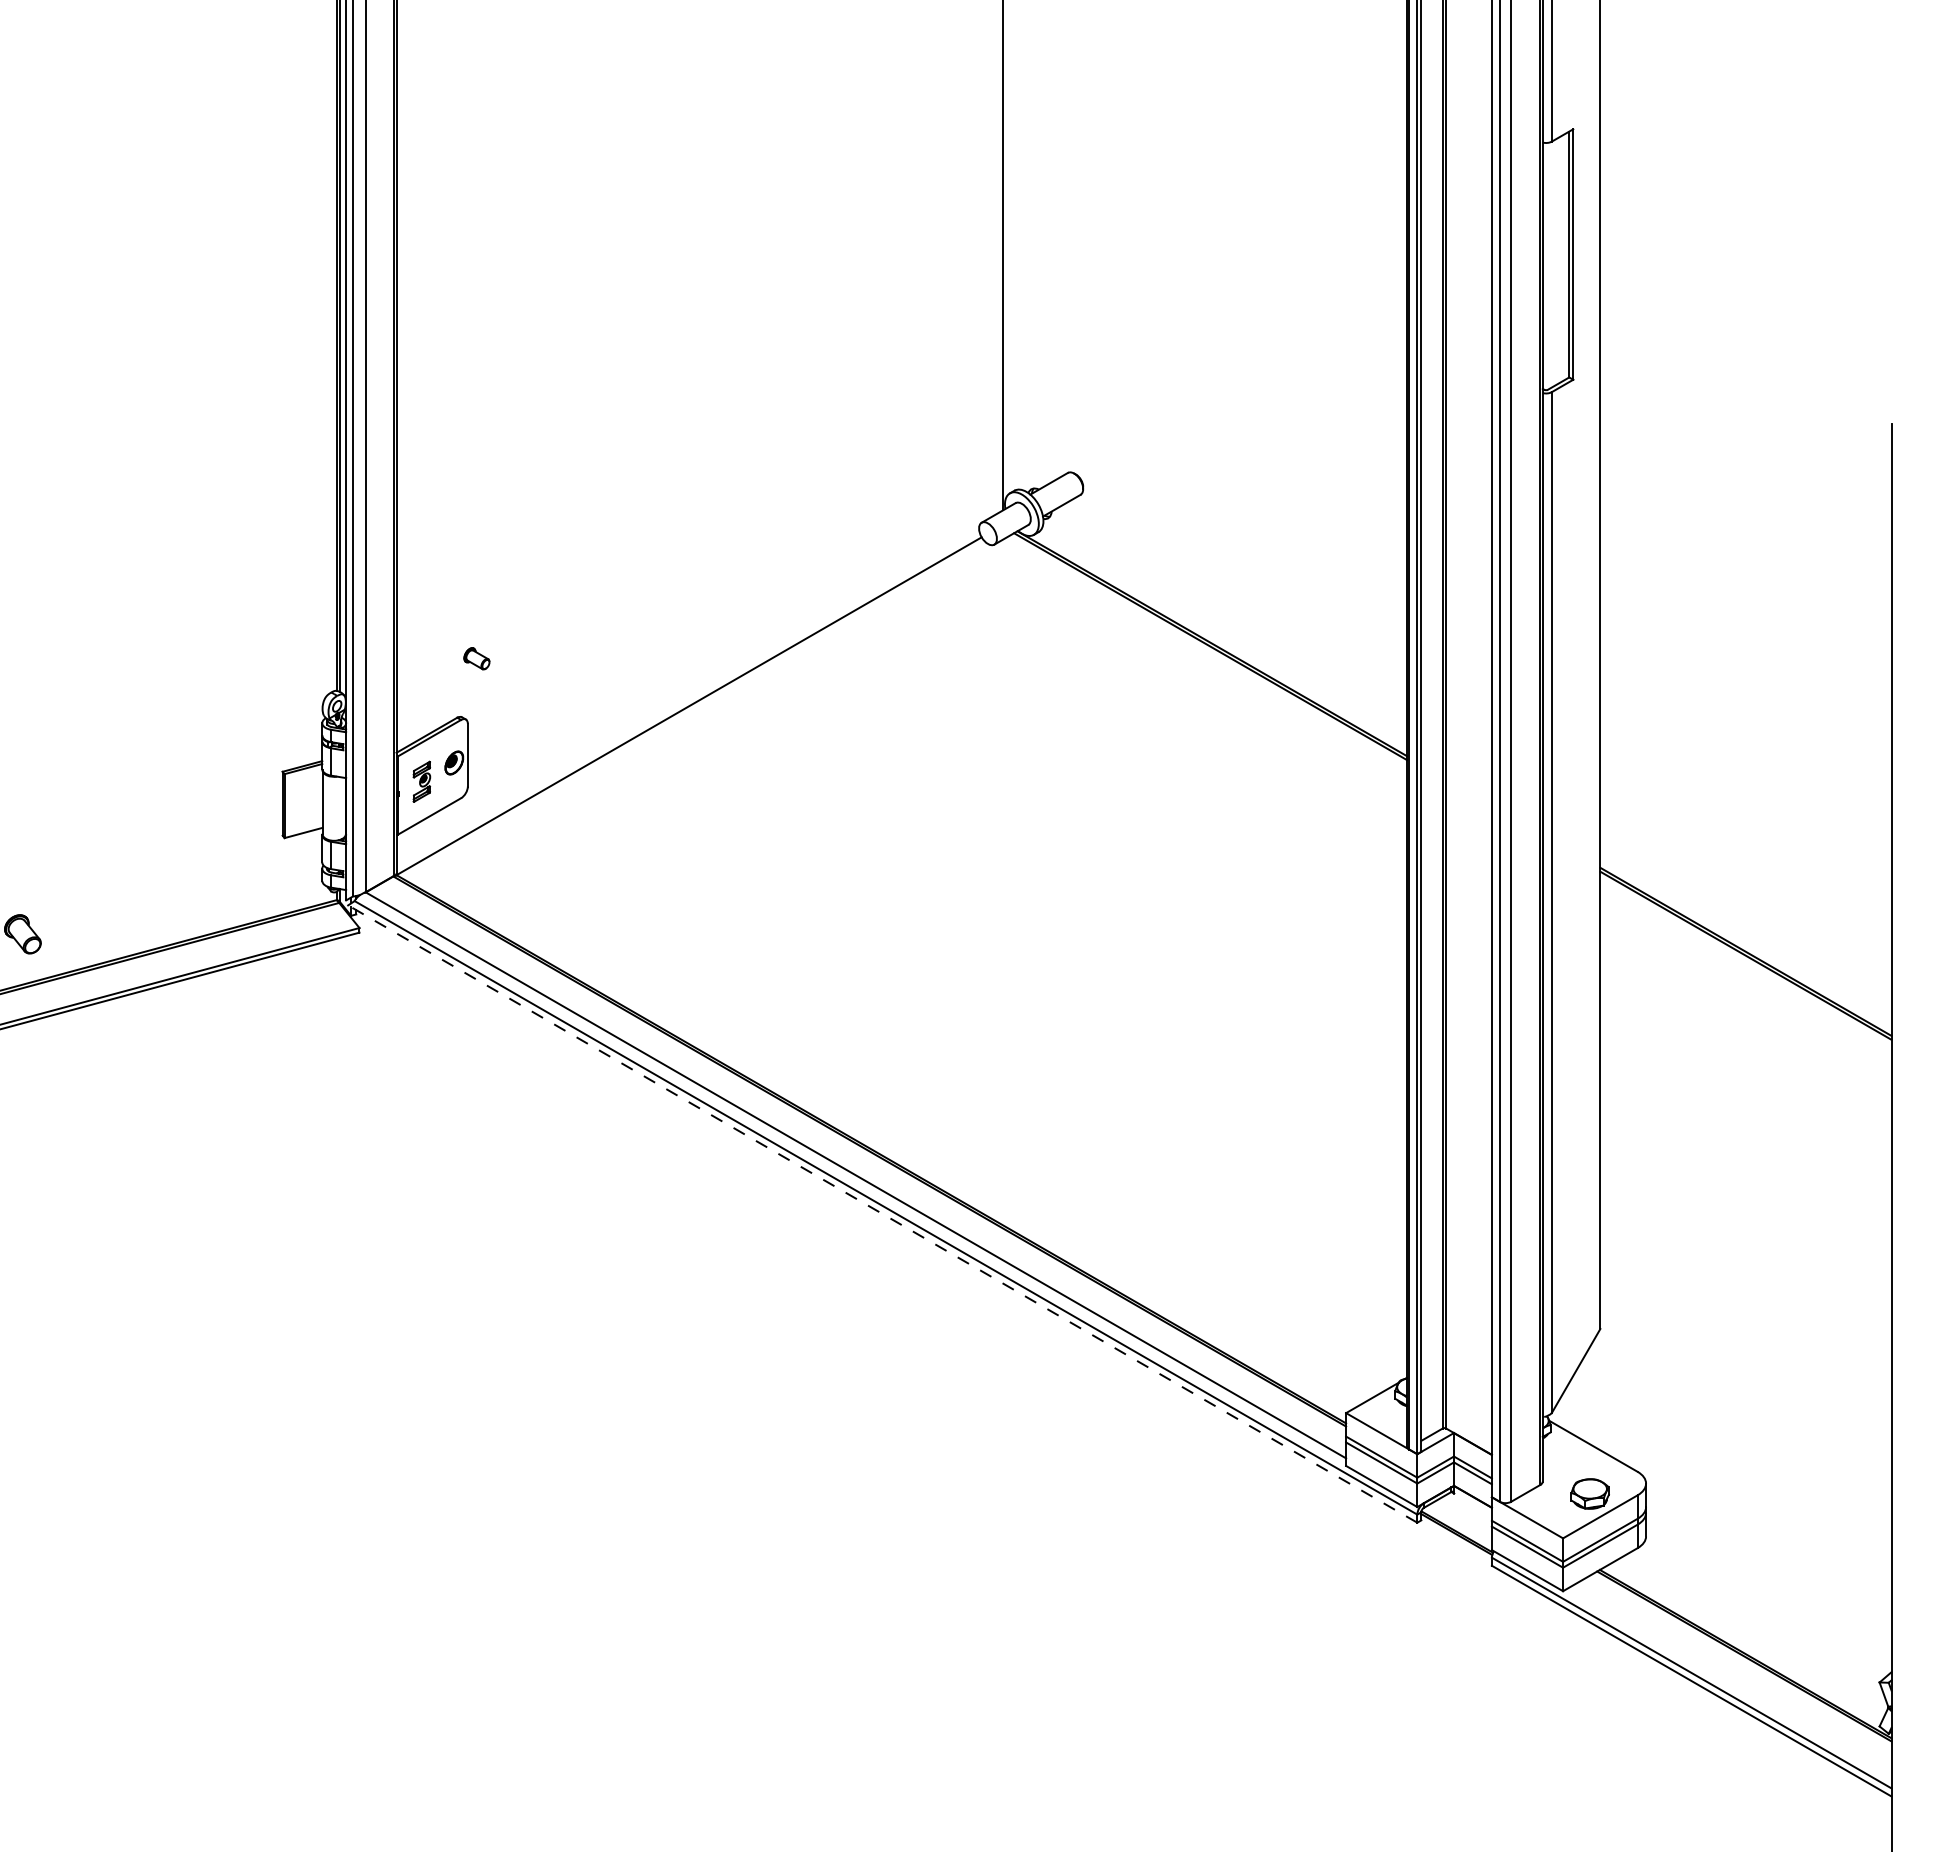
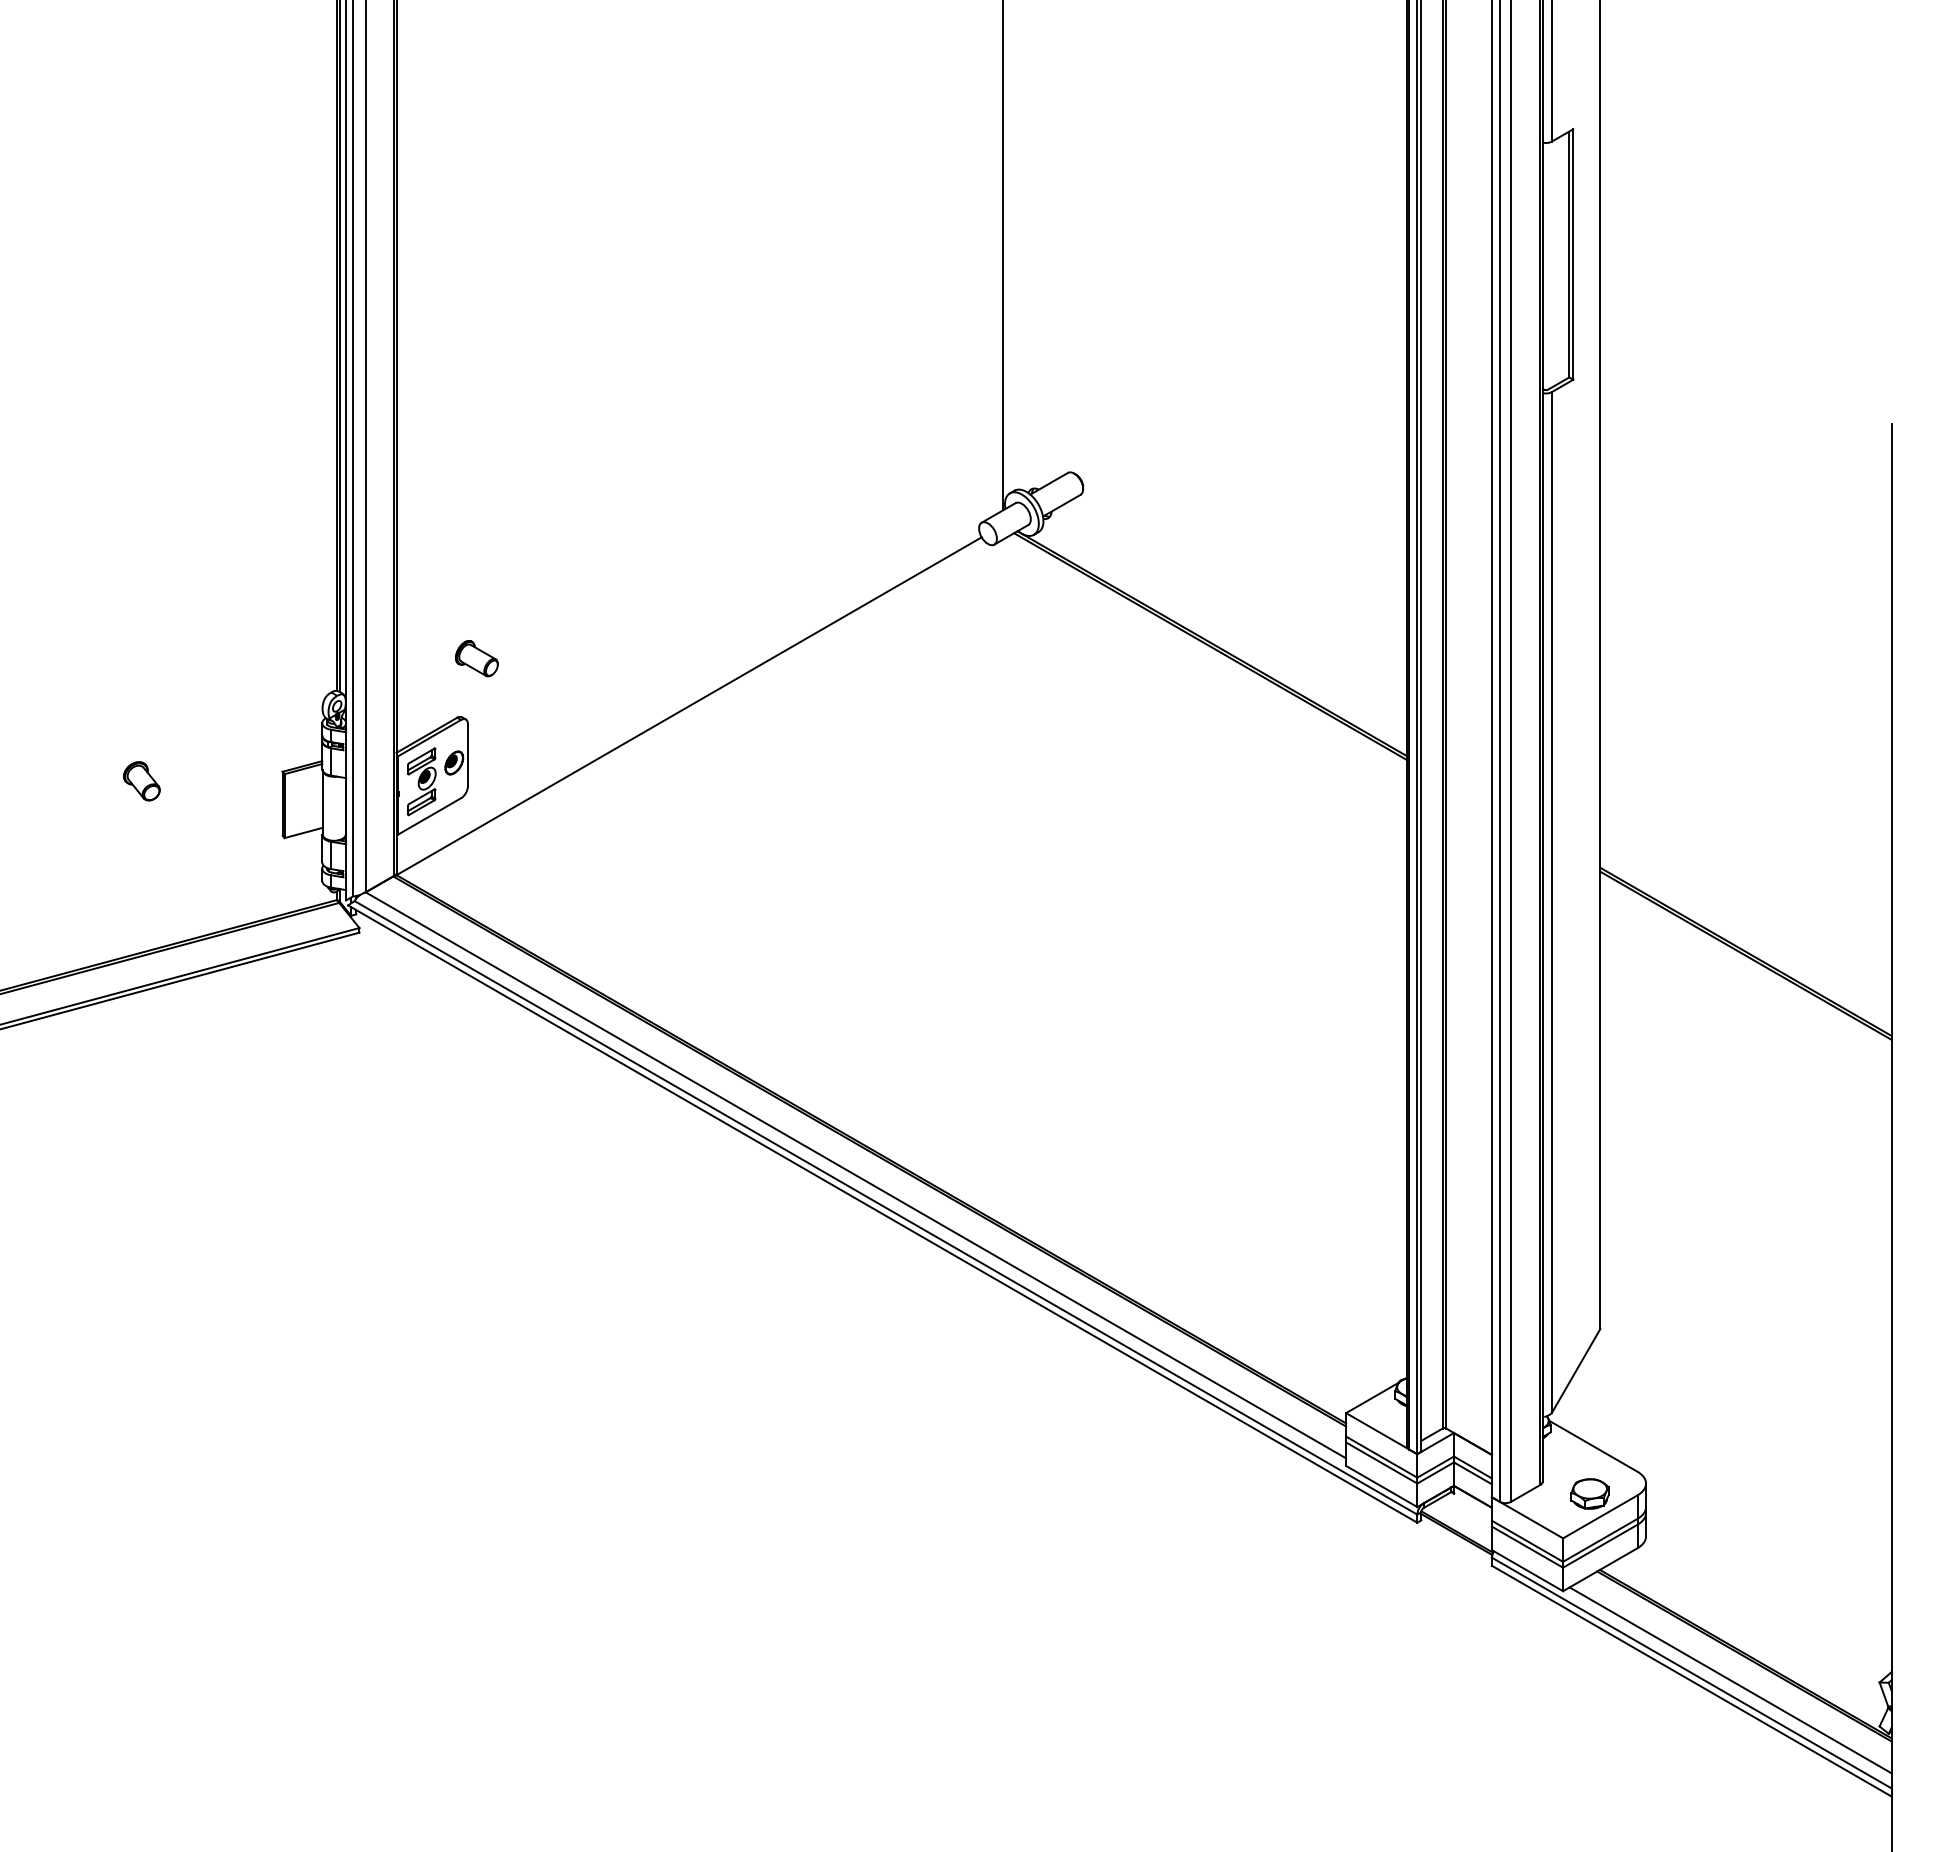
part size: 28x24 px -> 44x38 px (476, 658)
part size: 20x43 px -> 30x70 px (421, 781)
part position: (22, 934) -> (141, 781) (141, 781)
line: dashed -> solid (882, 1213)
line: none -> present (1730, 1680)
